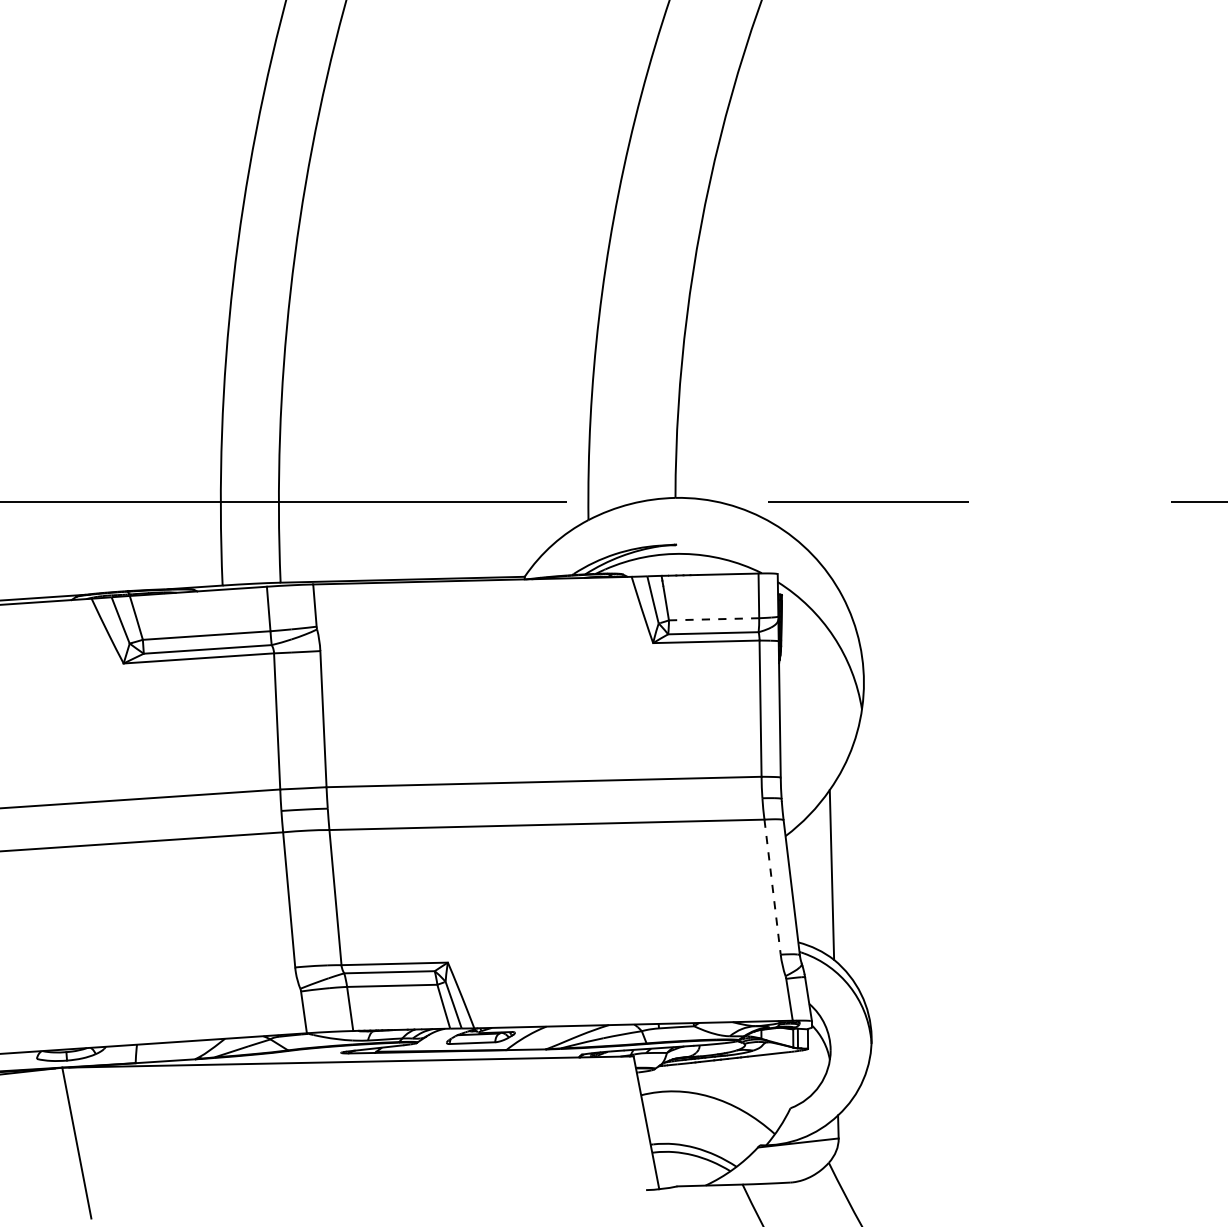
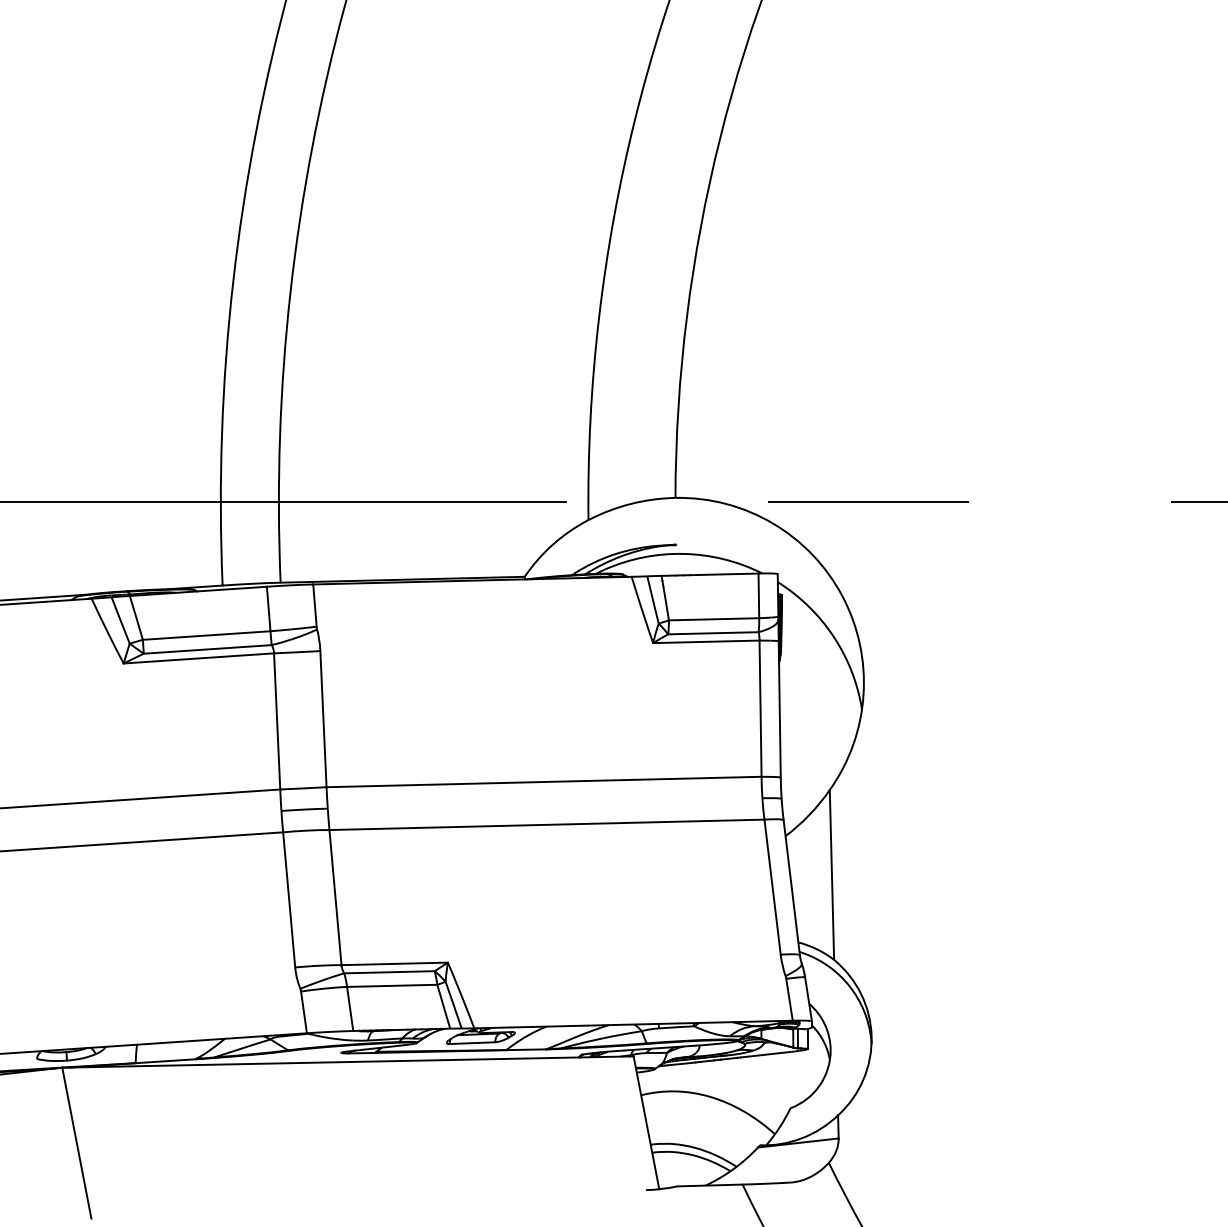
line: dashed -> solid (714, 619)
line: dashed -> solid (772, 887)
